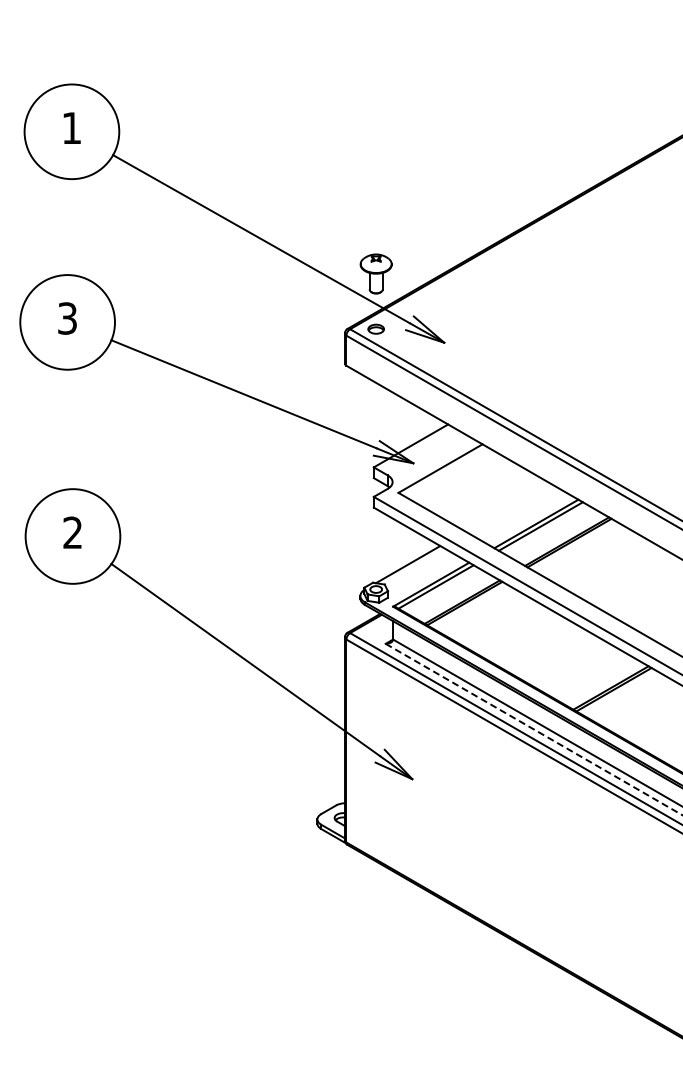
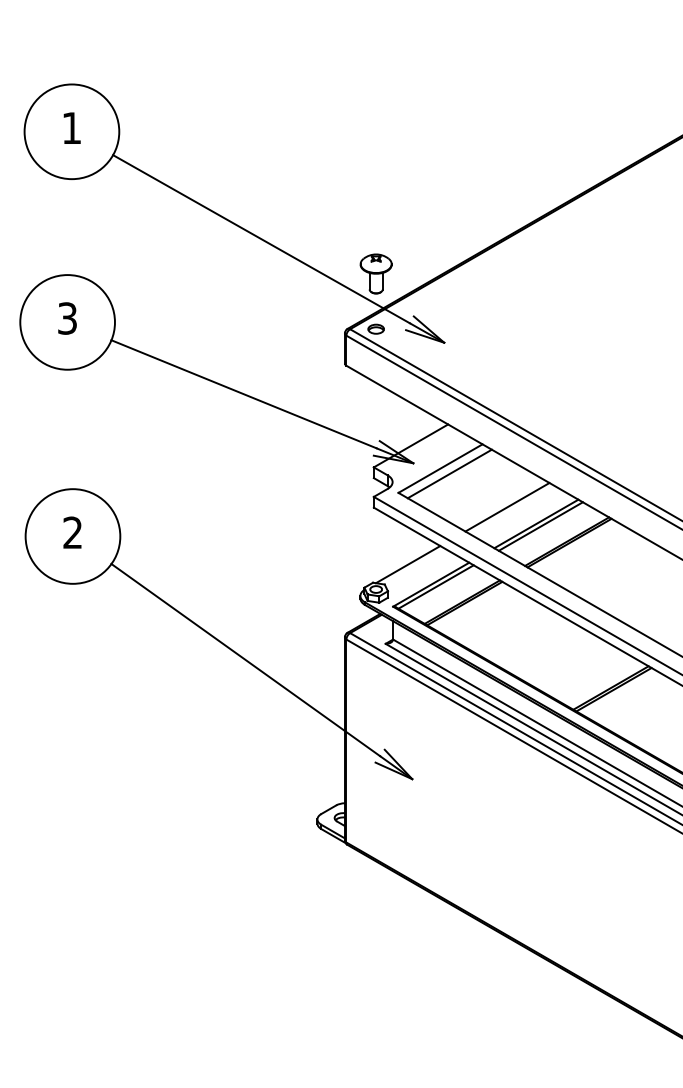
line: none -> present (449, 473)
line: none -> present (507, 507)
line: dashed -> solid (534, 729)
